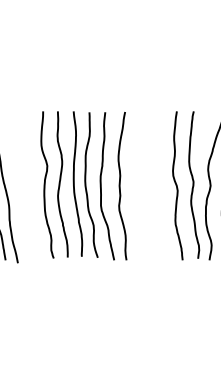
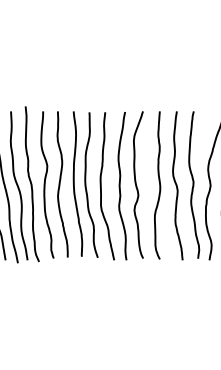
part: none -> present (24, 184)
curve: none -> present (137, 185)
curve: none -> present (159, 185)
